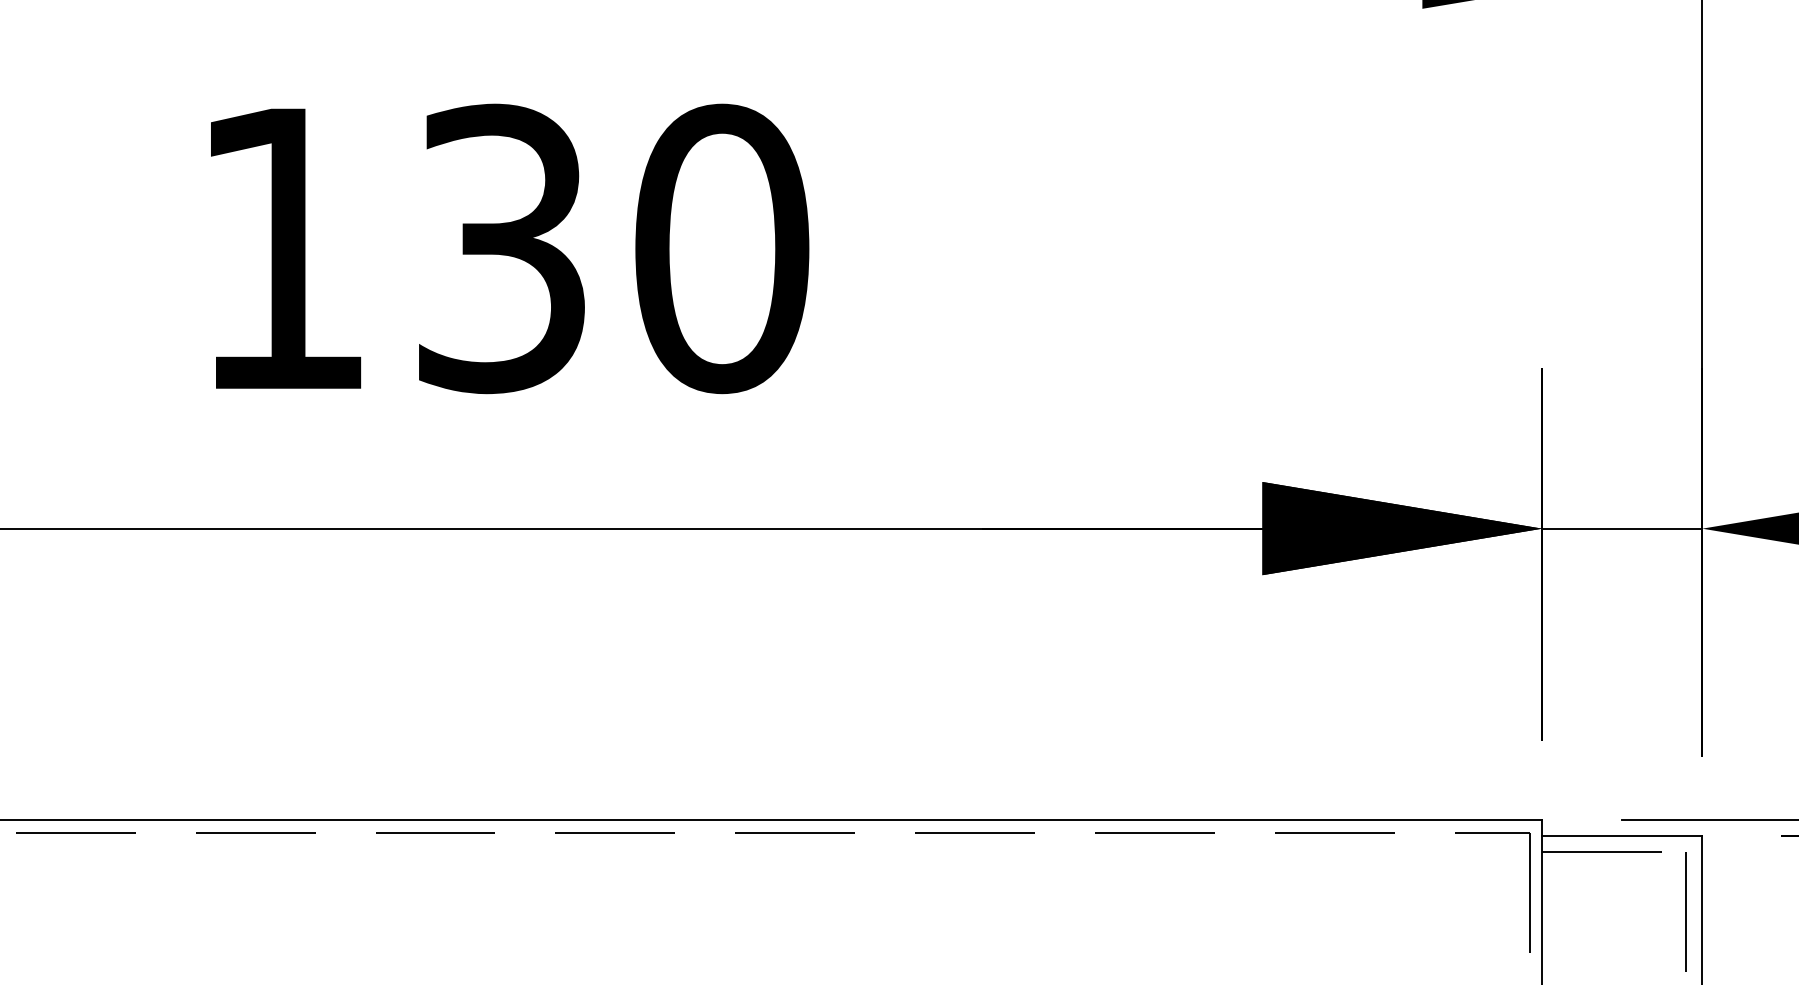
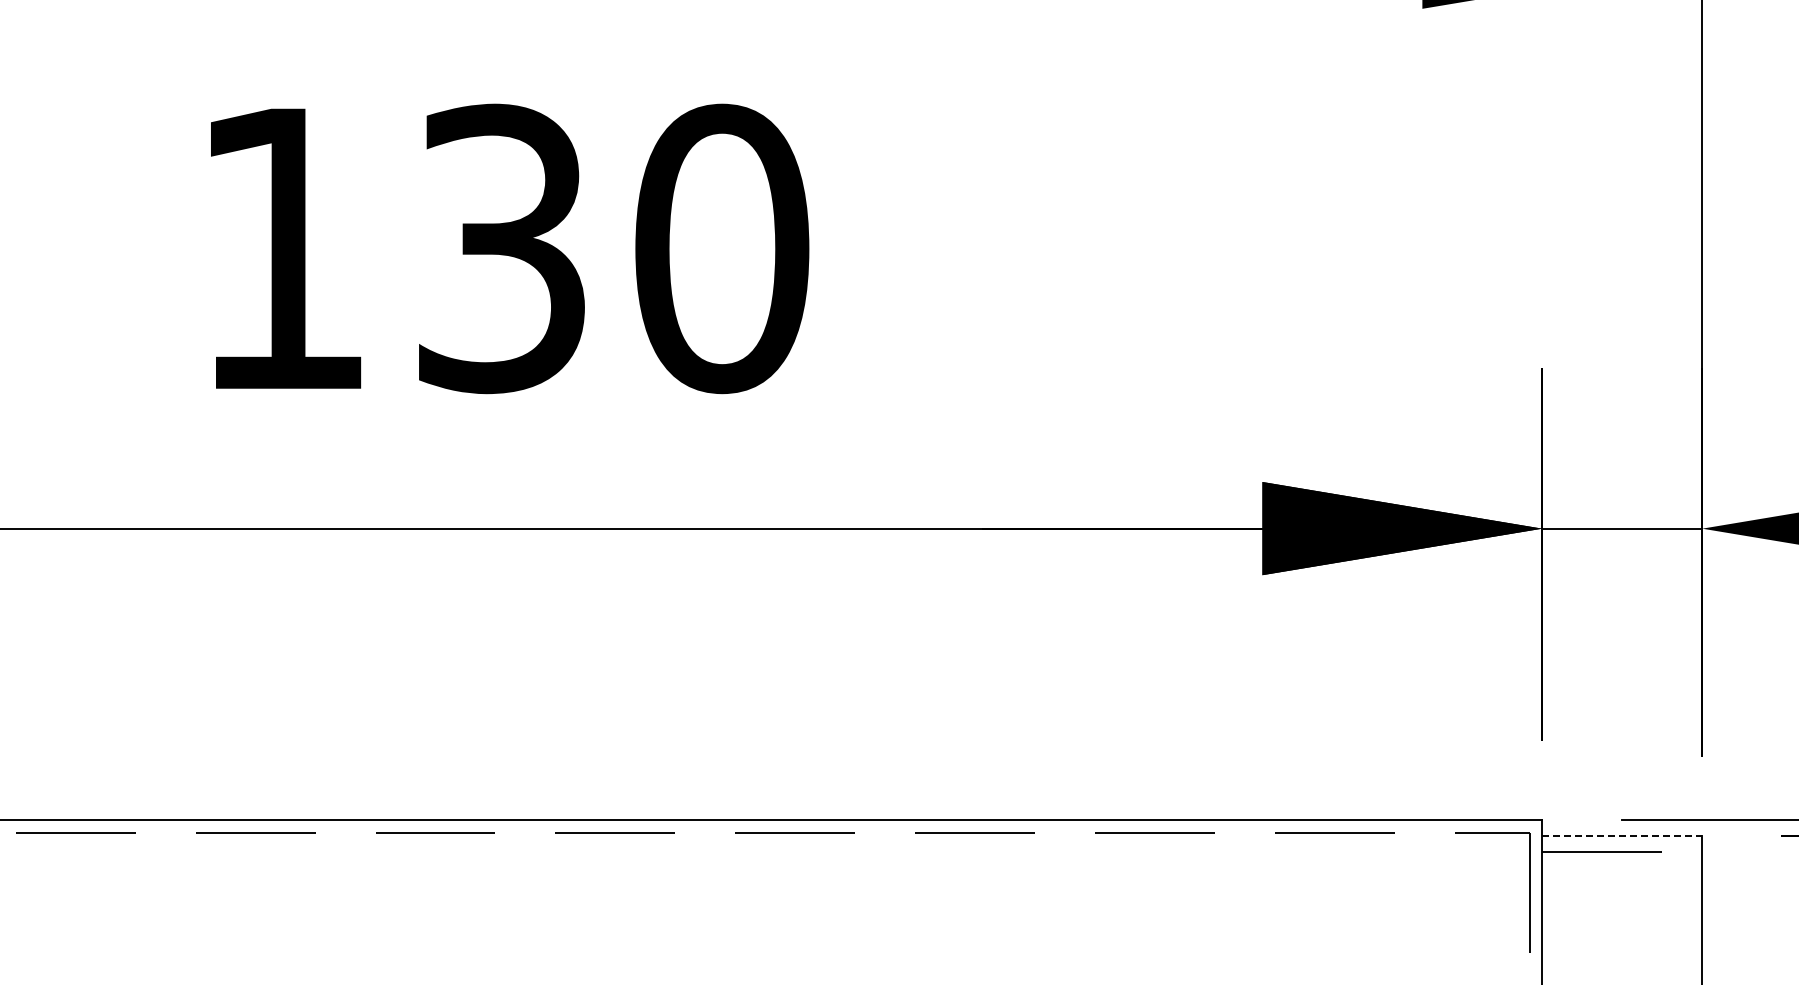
line: solid -> dashed (1622, 835)
line: present -> none (1686, 916)
